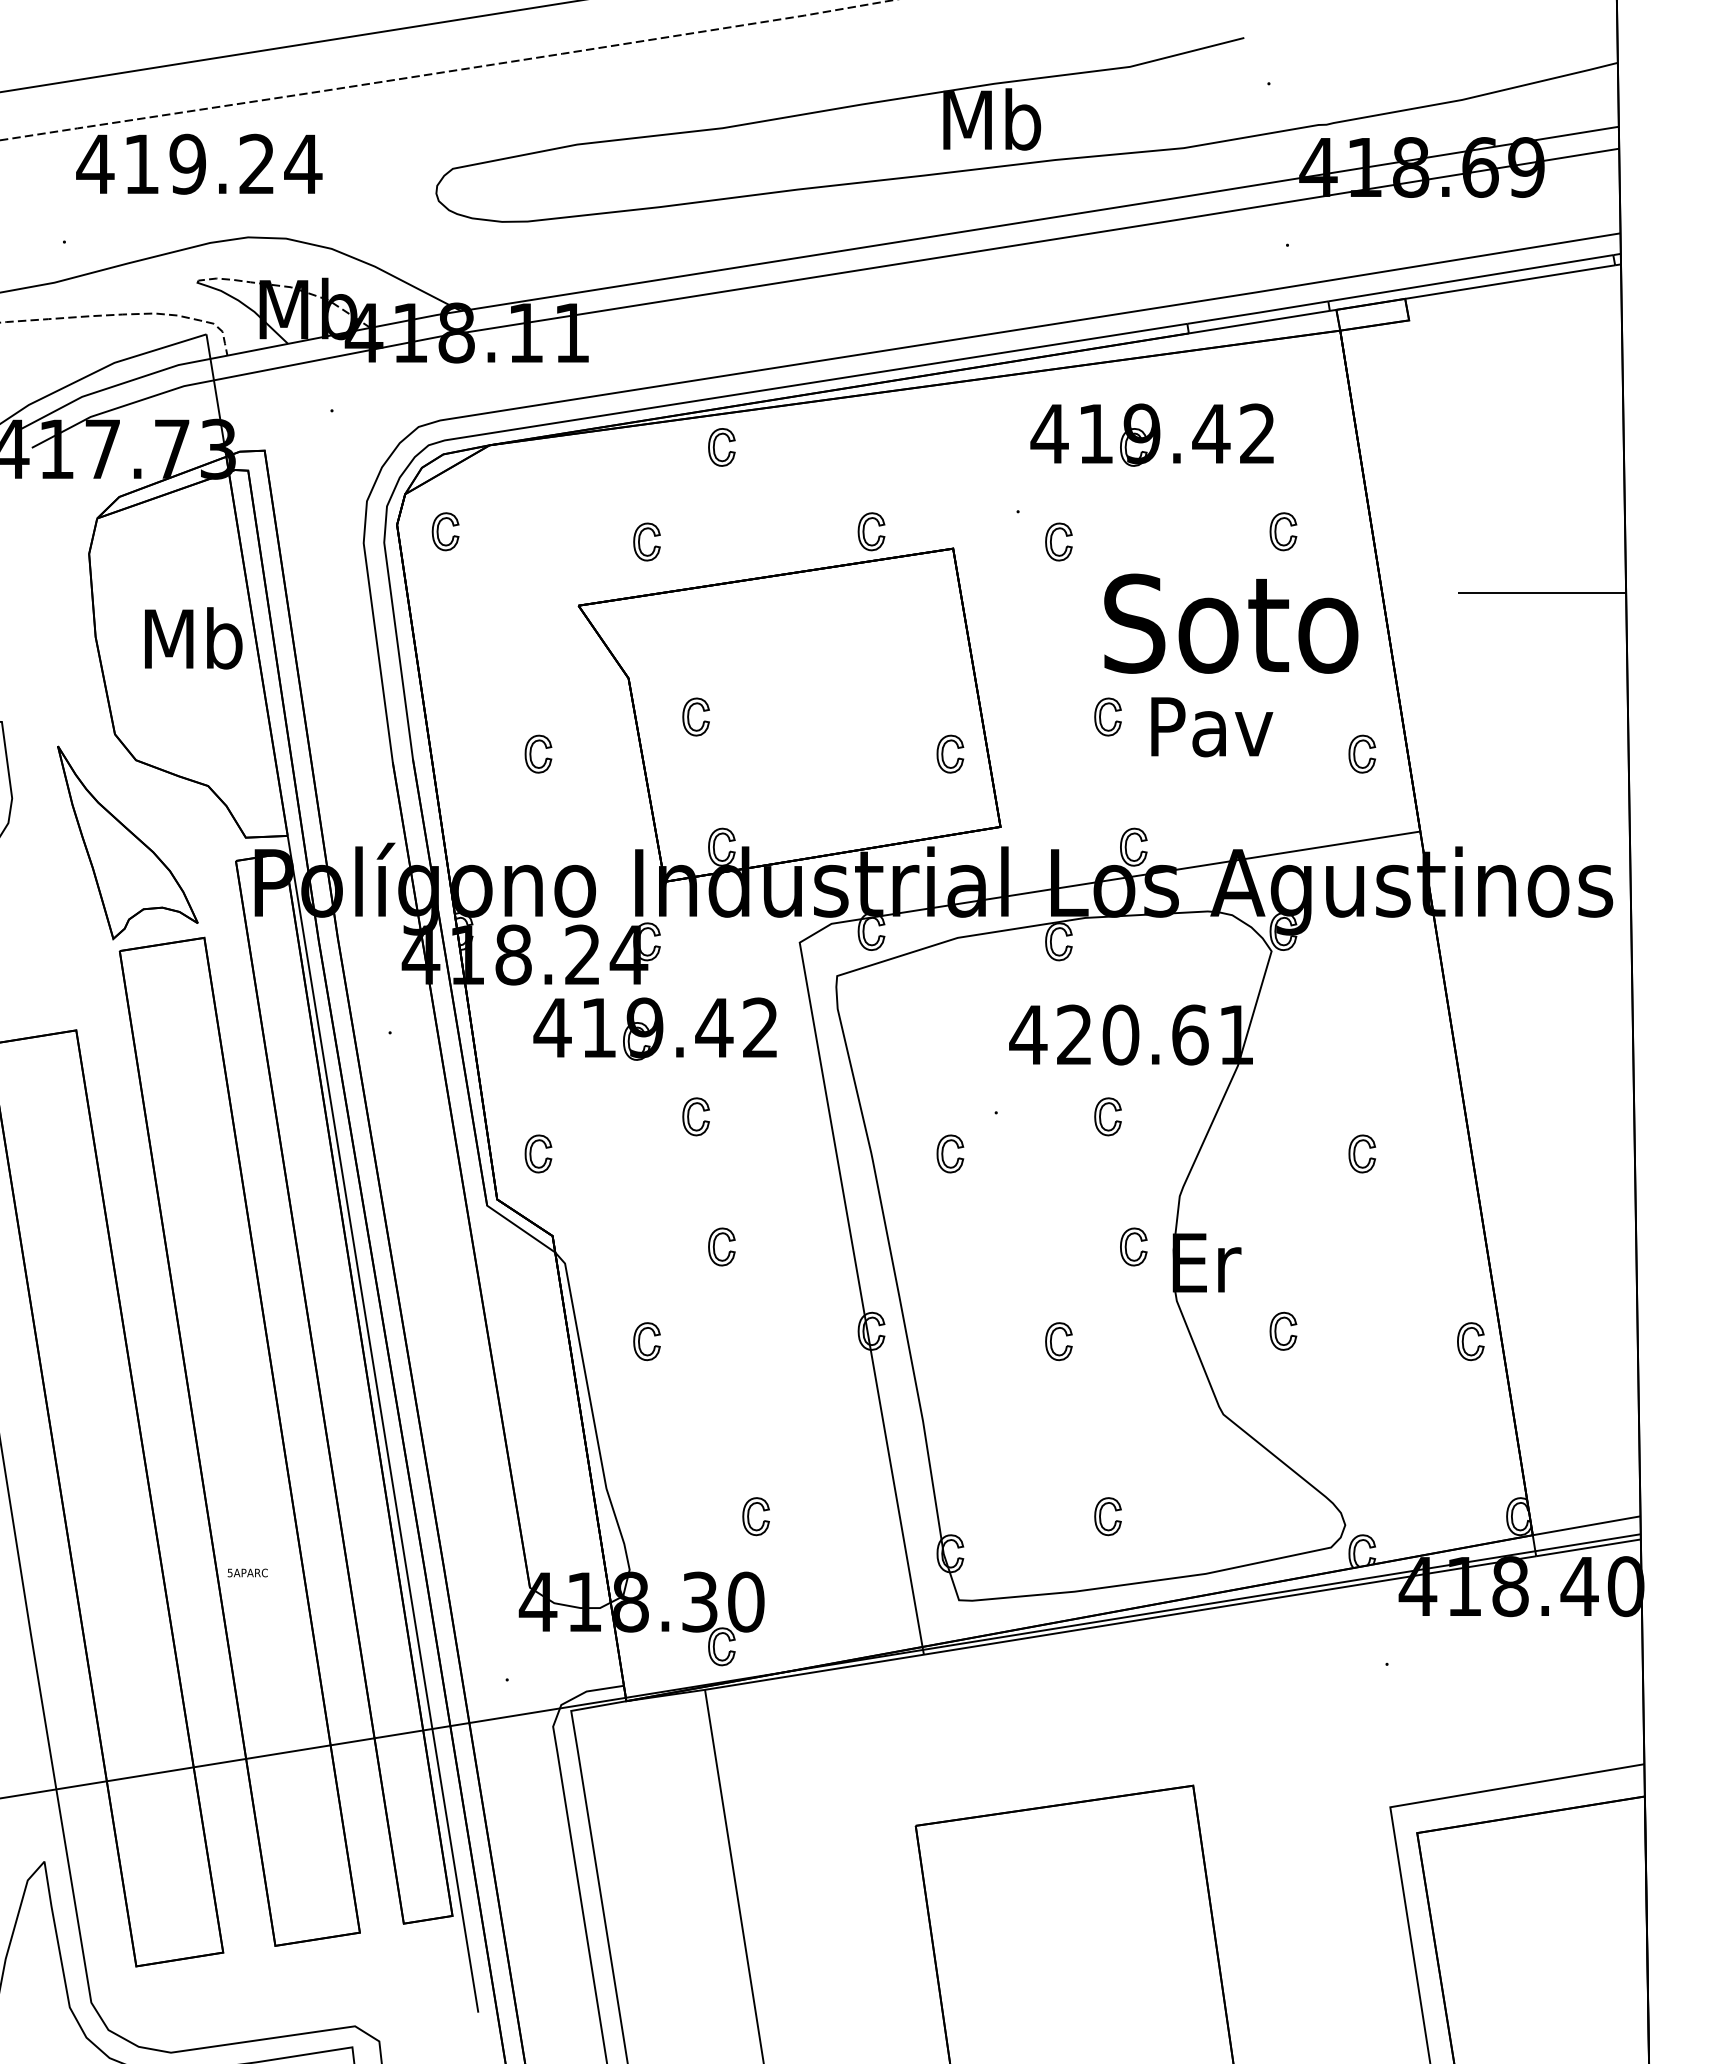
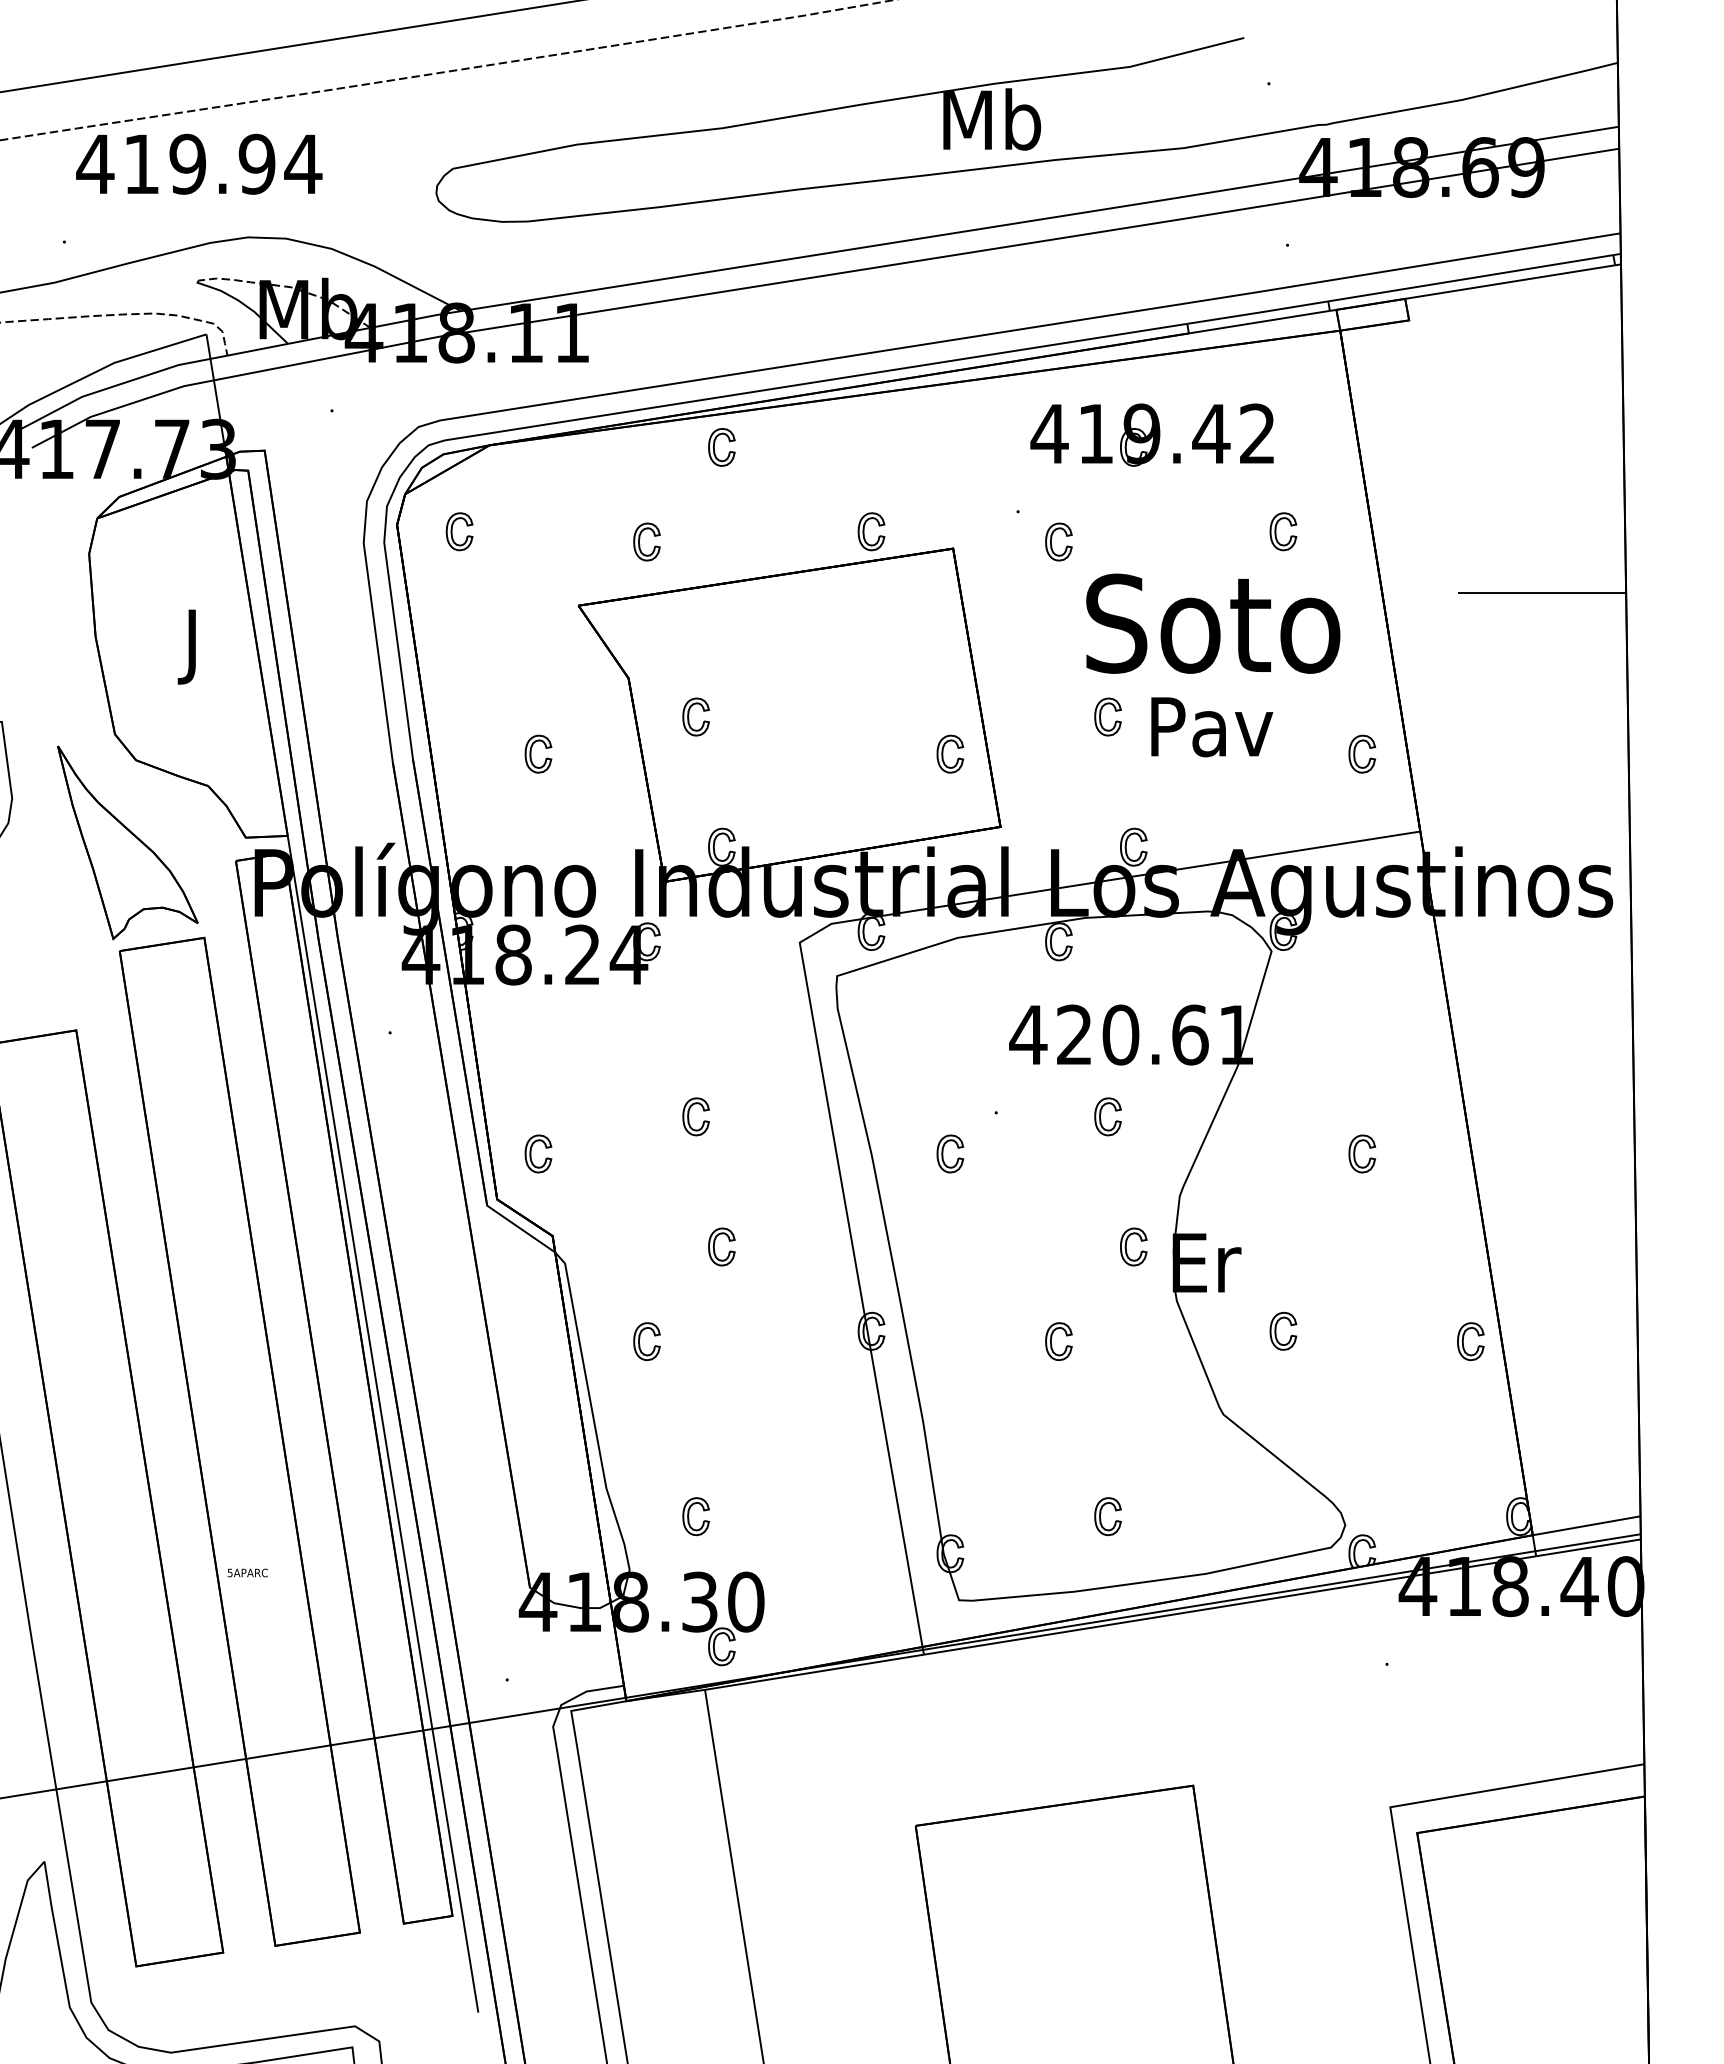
text: 419.24 -> 419.94 (256, 163)
part position: (438, 531) -> (452, 531) (452, 531)
text position: (1231, 623) -> (1213, 623) (1213, 623)
text: Mb -> J (193, 645)
part: present -> none (654, 1028)
part position: (749, 1514) -> (689, 1514) (689, 1514)
